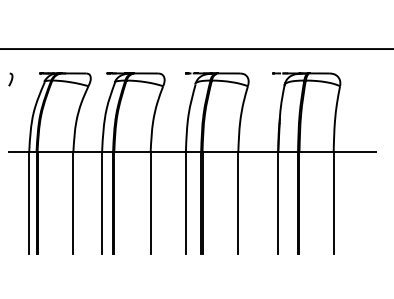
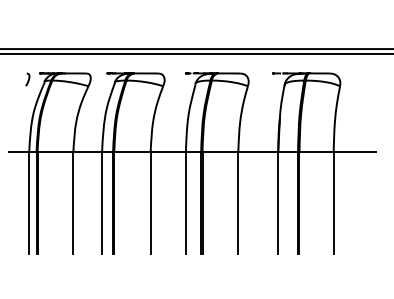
line: none -> present (196, 53)
curve position: (11, 79) -> (28, 79) (28, 79)
